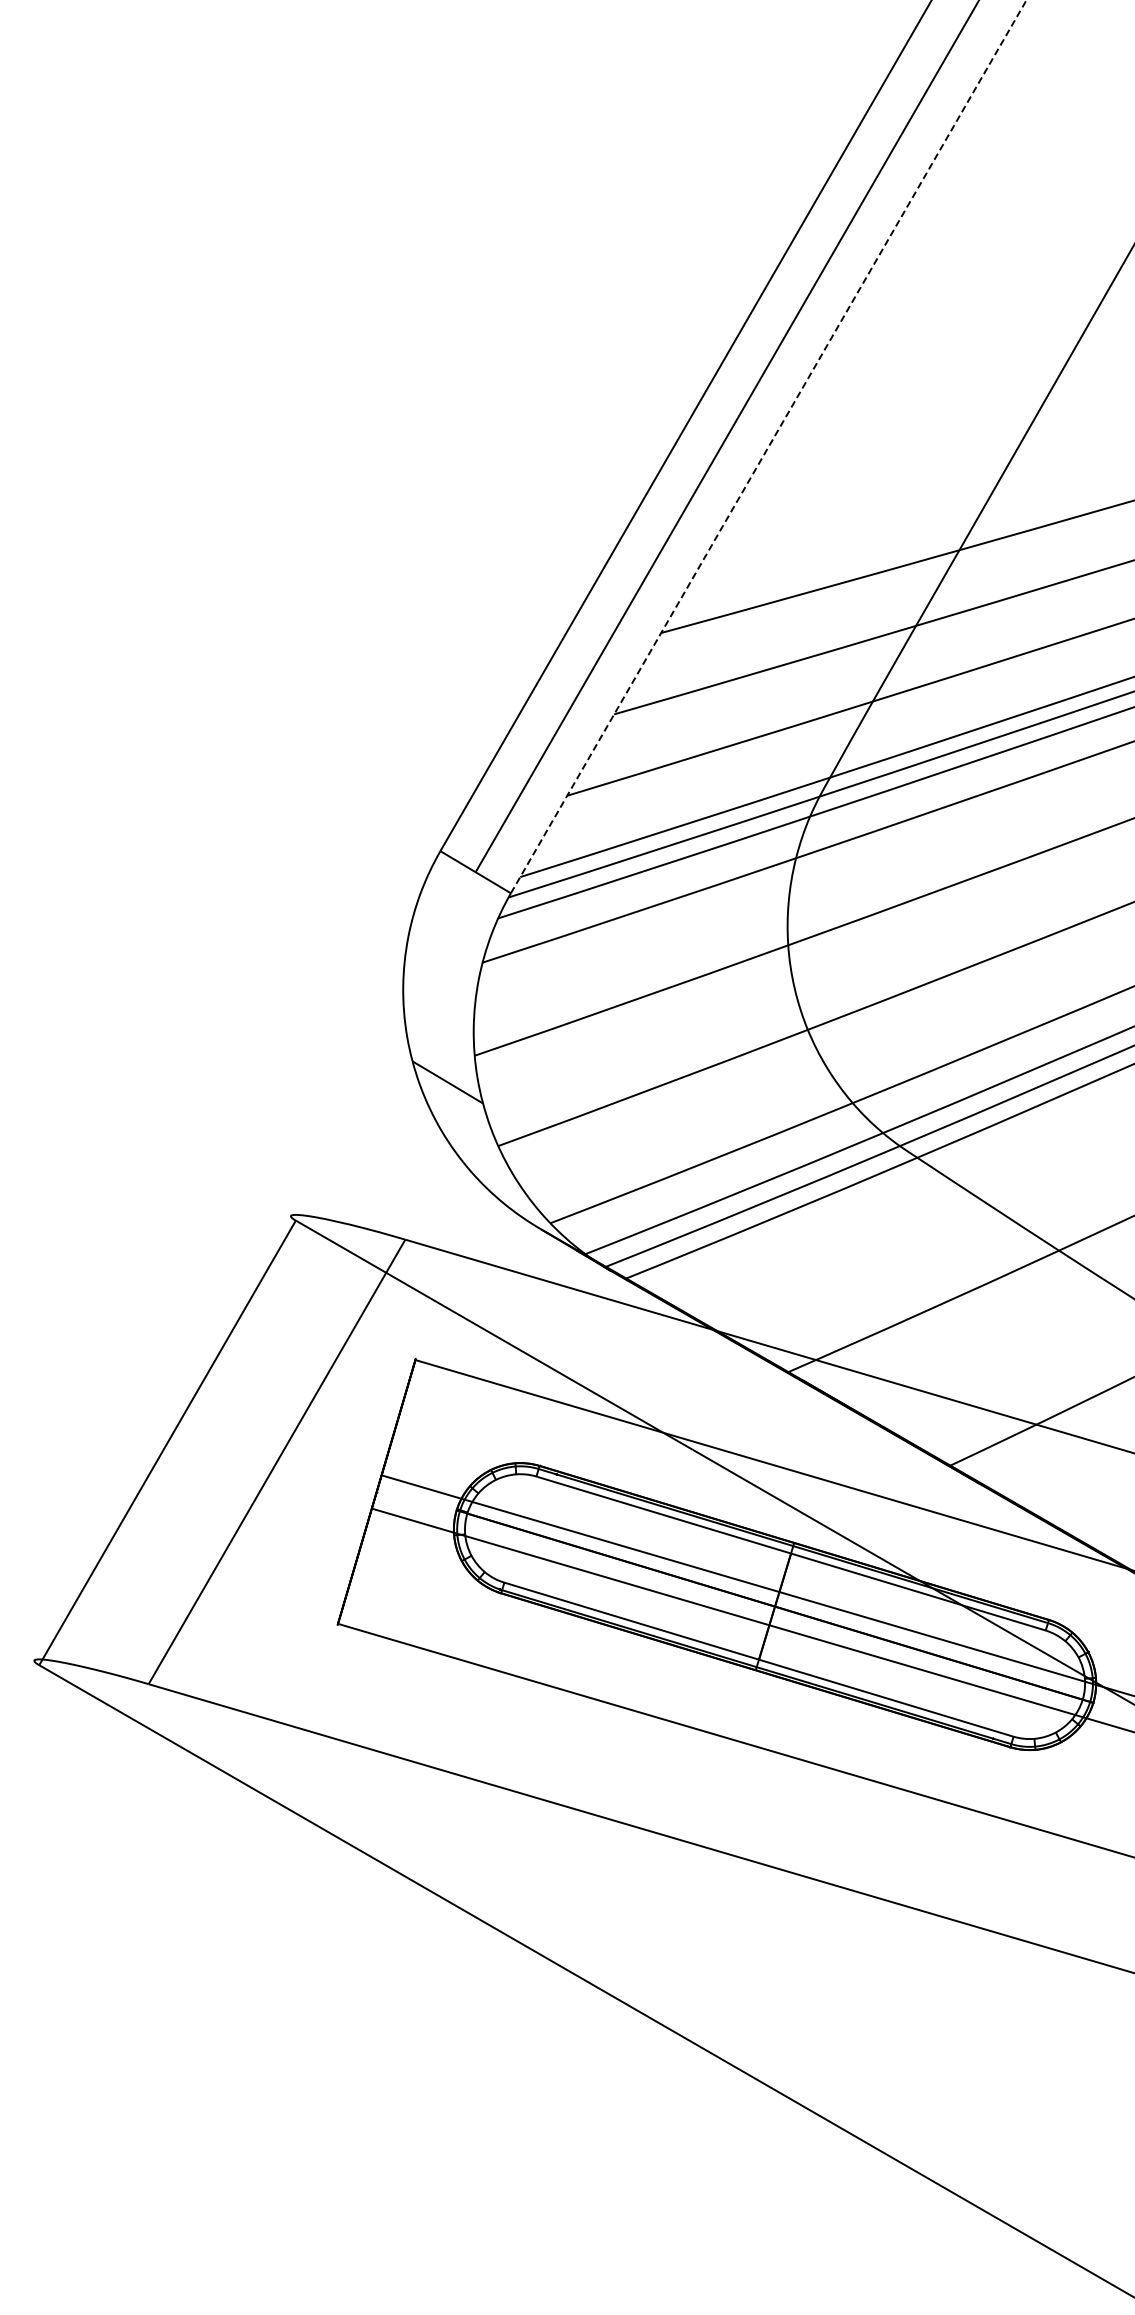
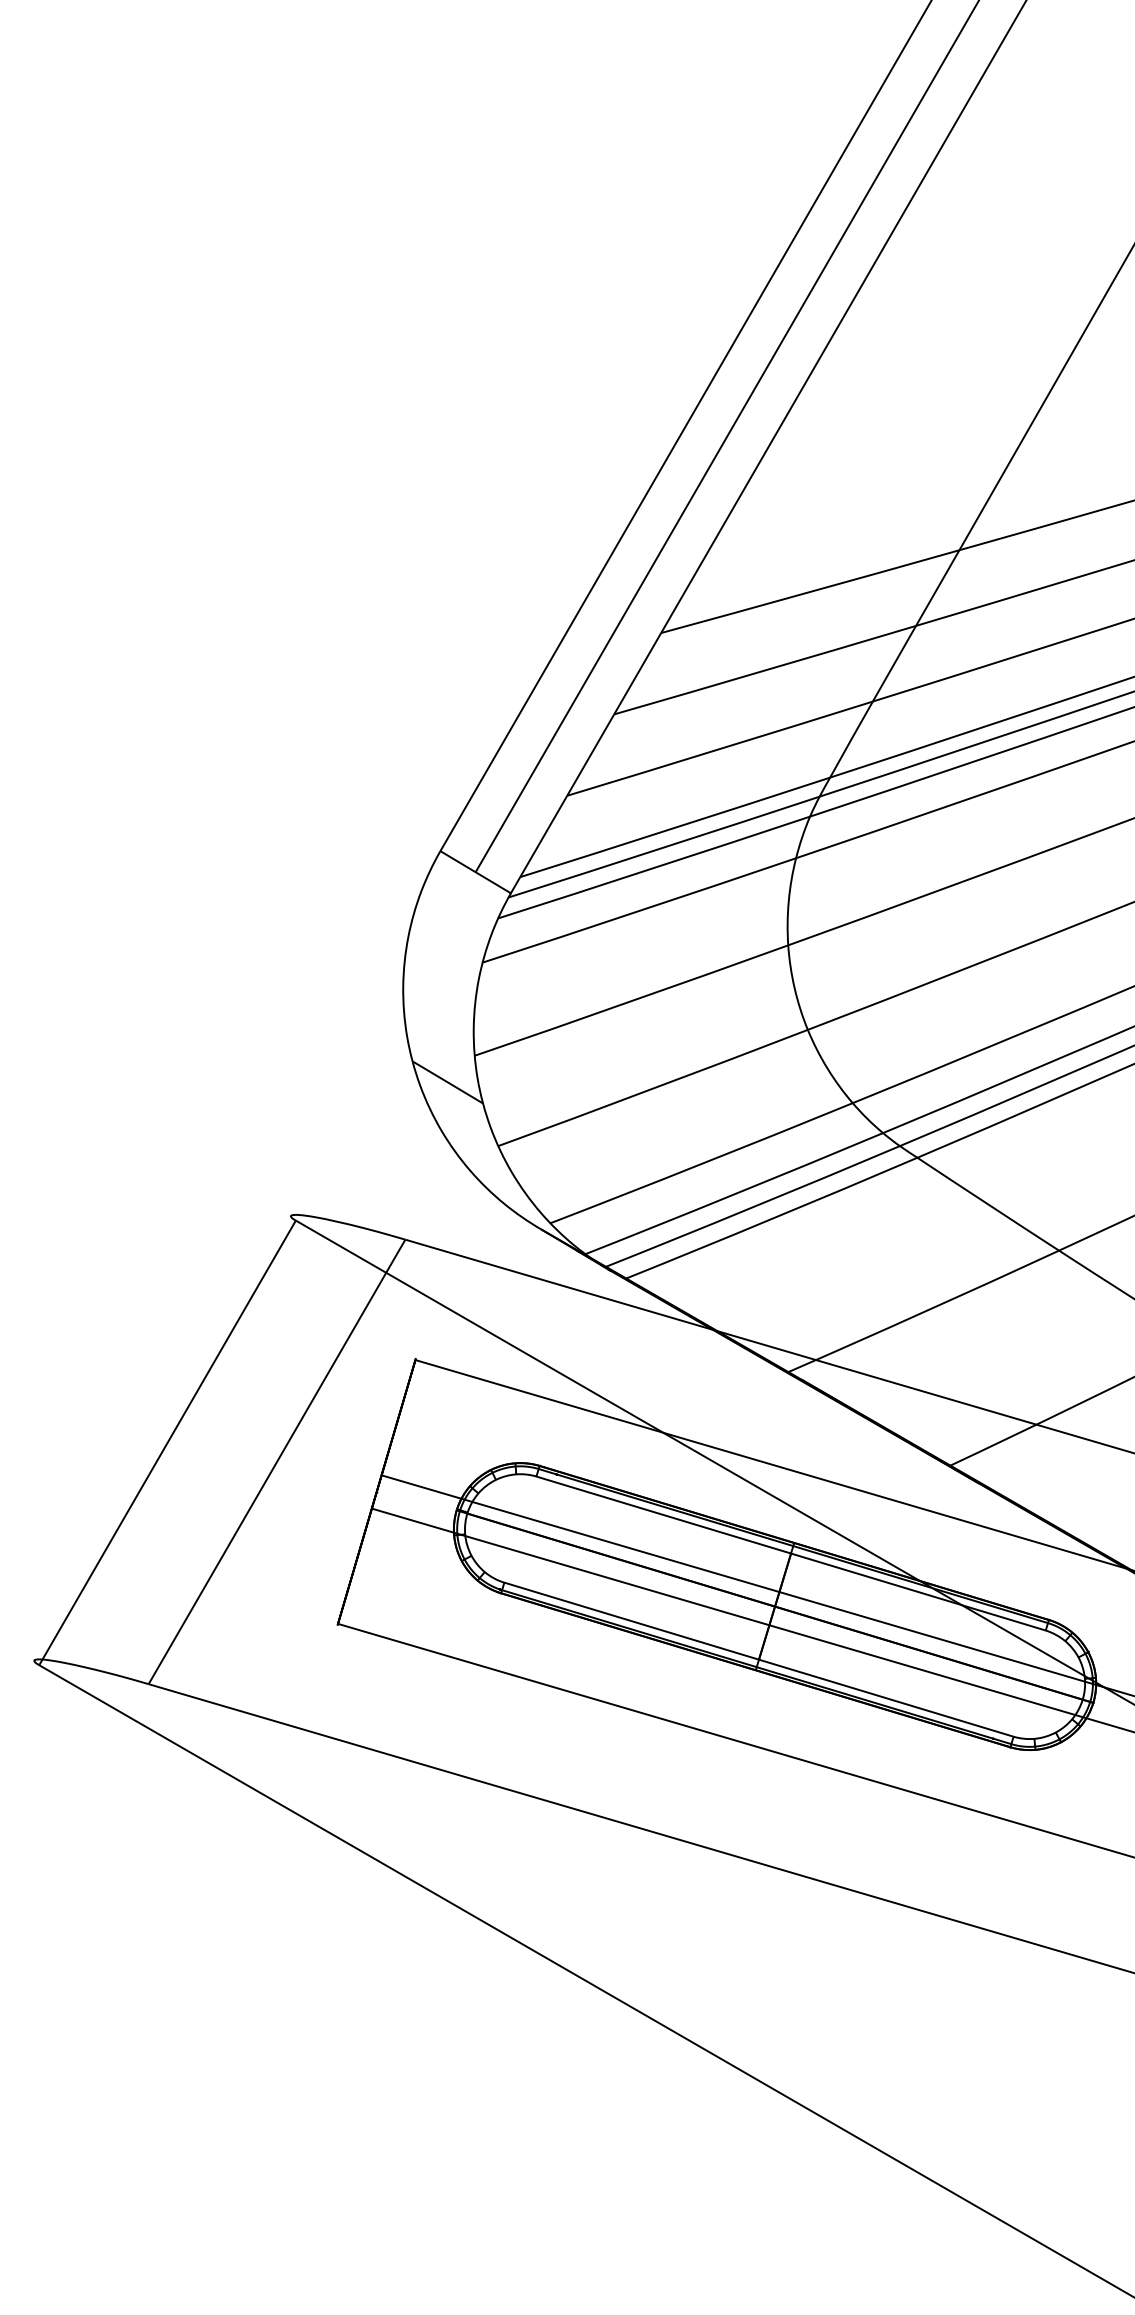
line: dashed -> solid (768, 446)
